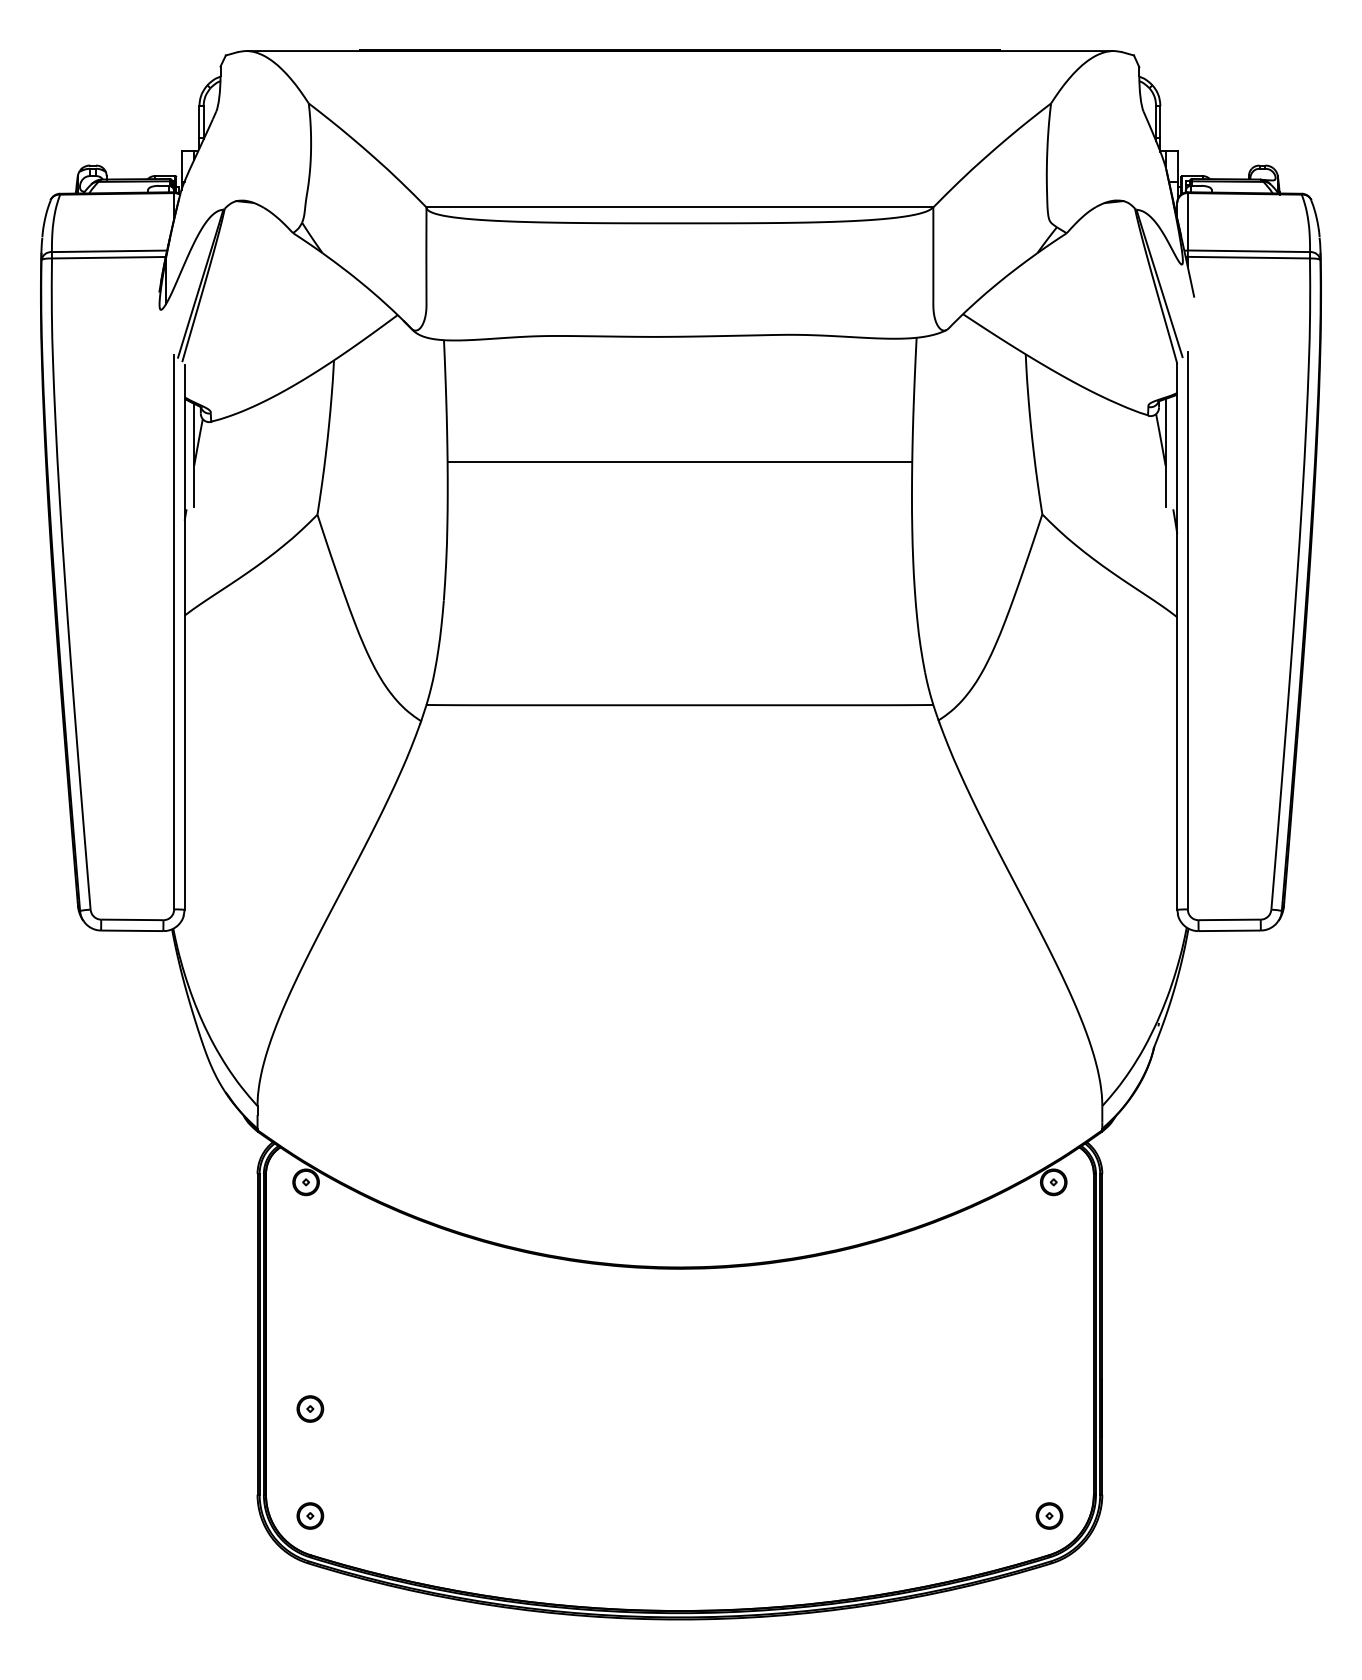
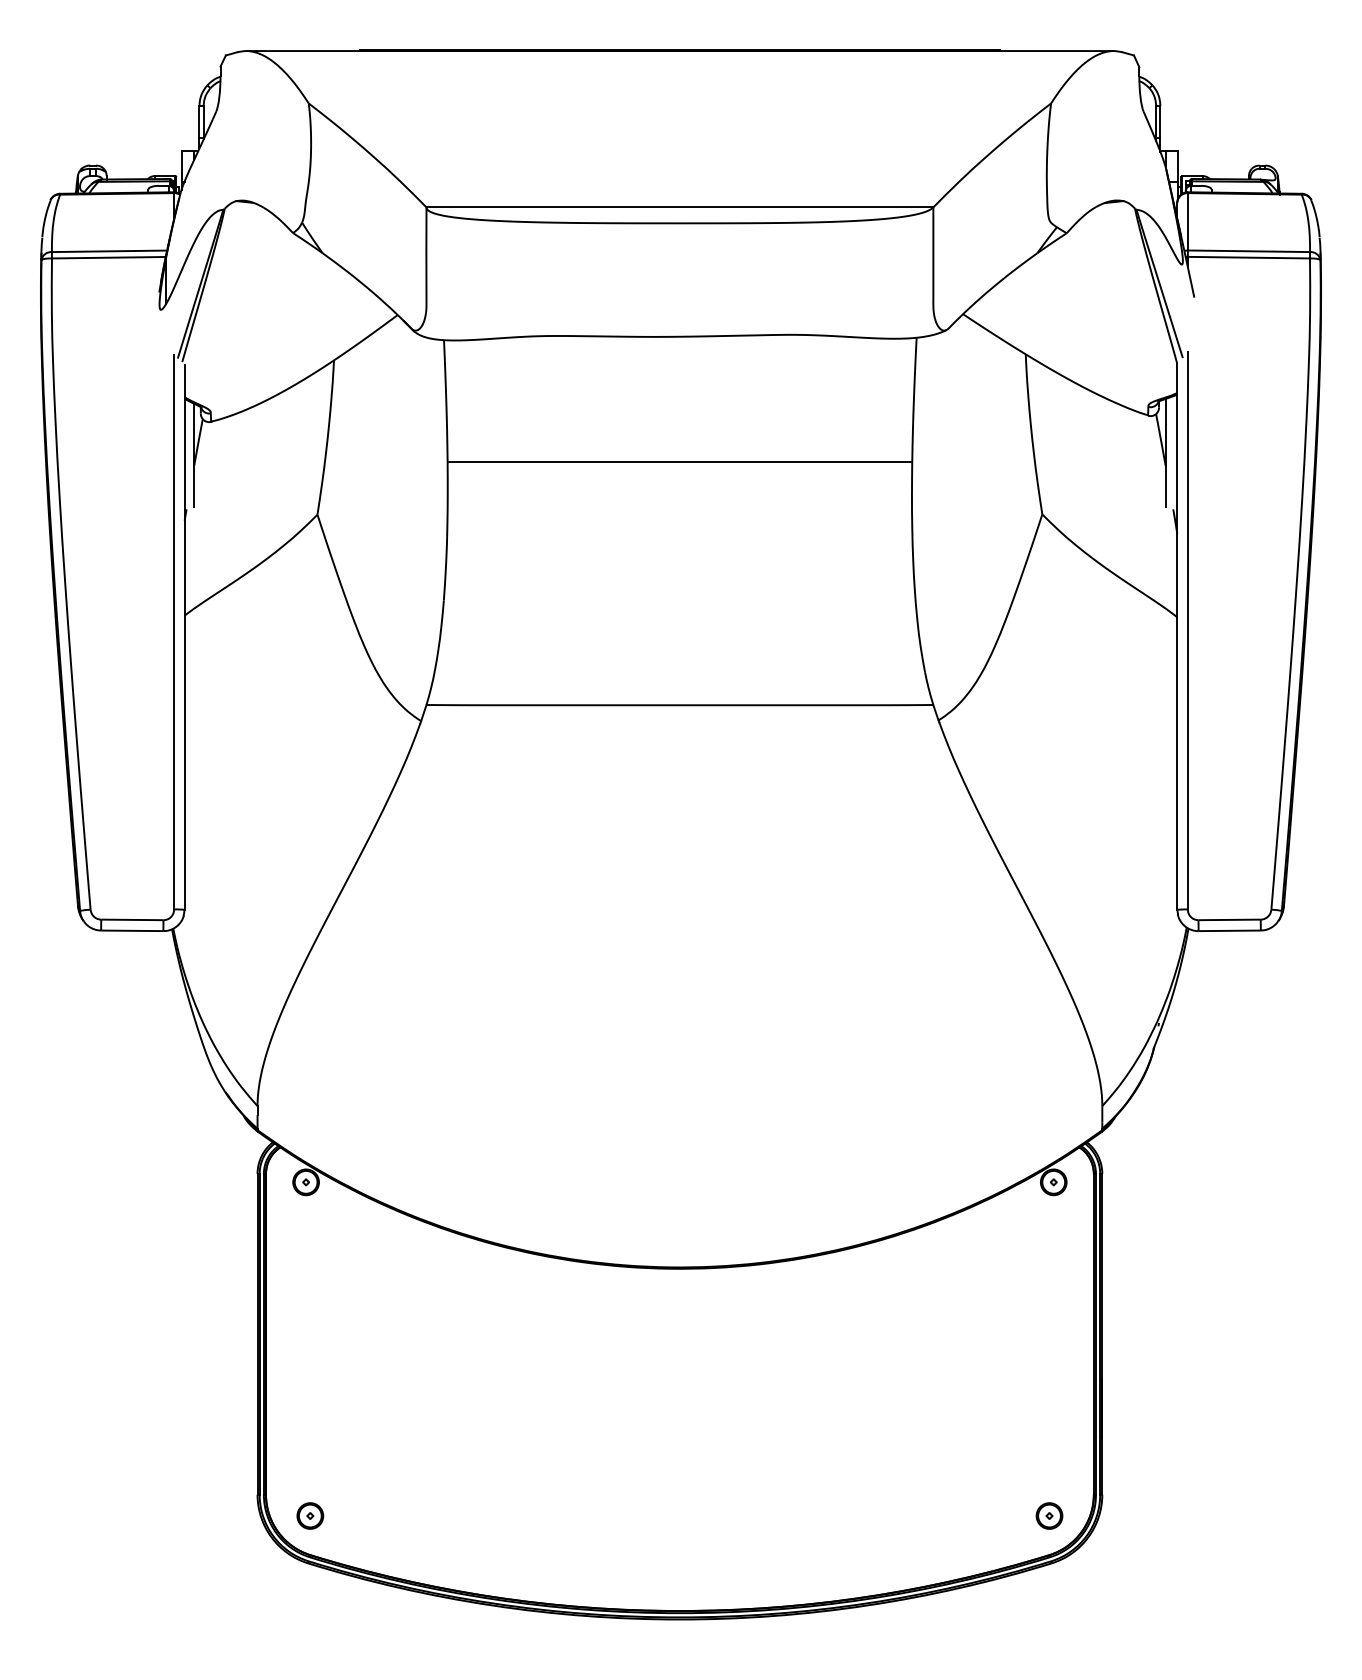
part: present -> none (310, 1408)
